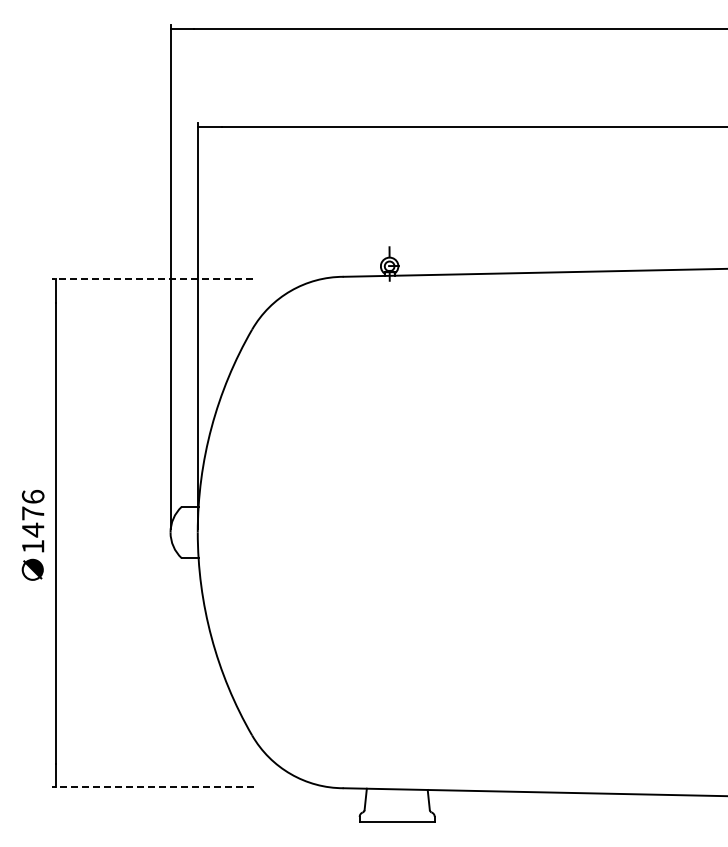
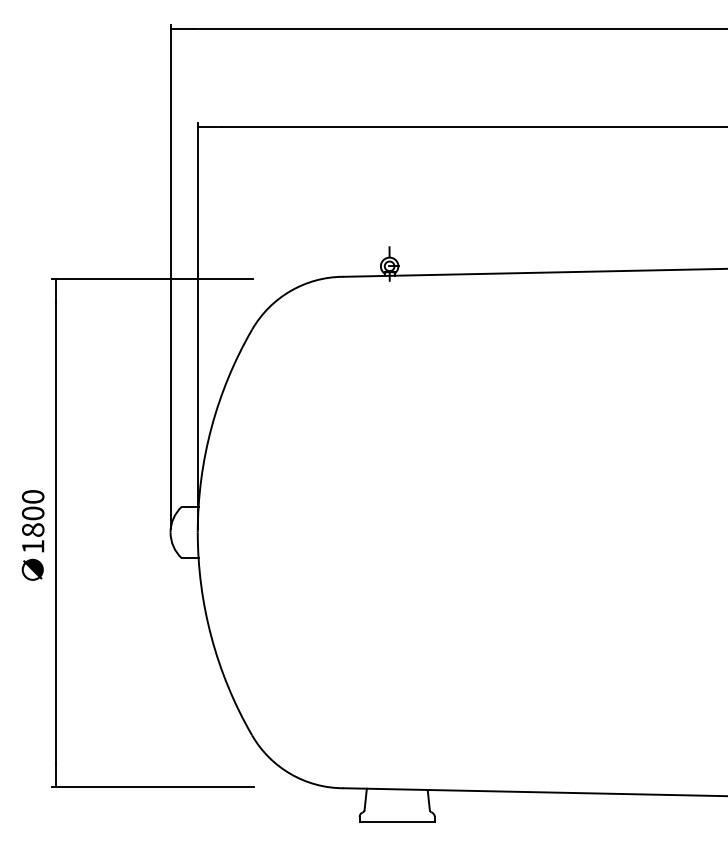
line: dashed -> solid (151, 278)
text: 1476 -> 1800 (32, 513)
line: dashed -> solid (152, 787)
